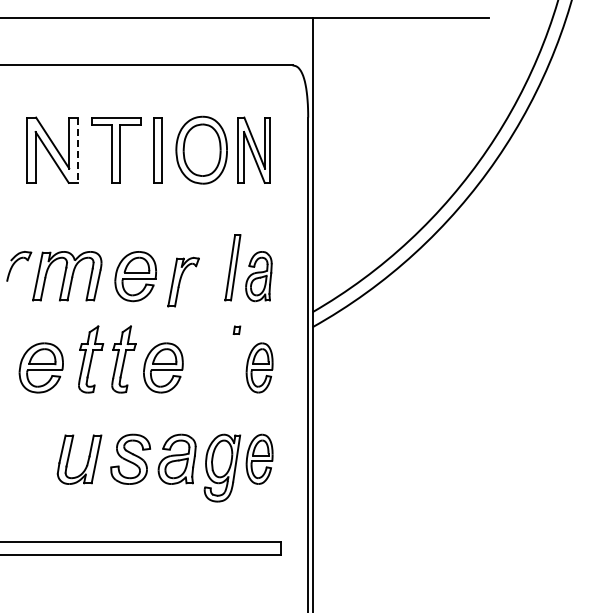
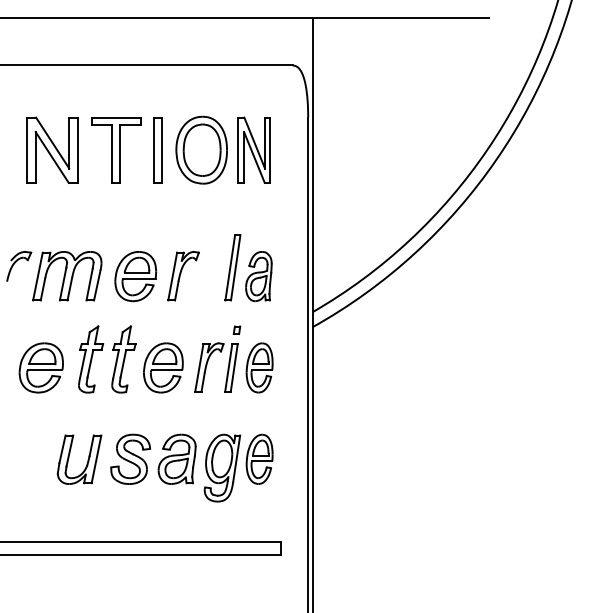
line: dashed -> solid (77, 150)
part position: (183, 281) -> (183, 275) (183, 275)
part: none -> present (207, 365)
